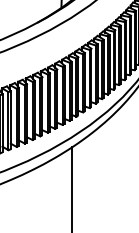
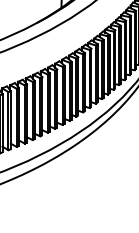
line: present -> none (71, 188)
